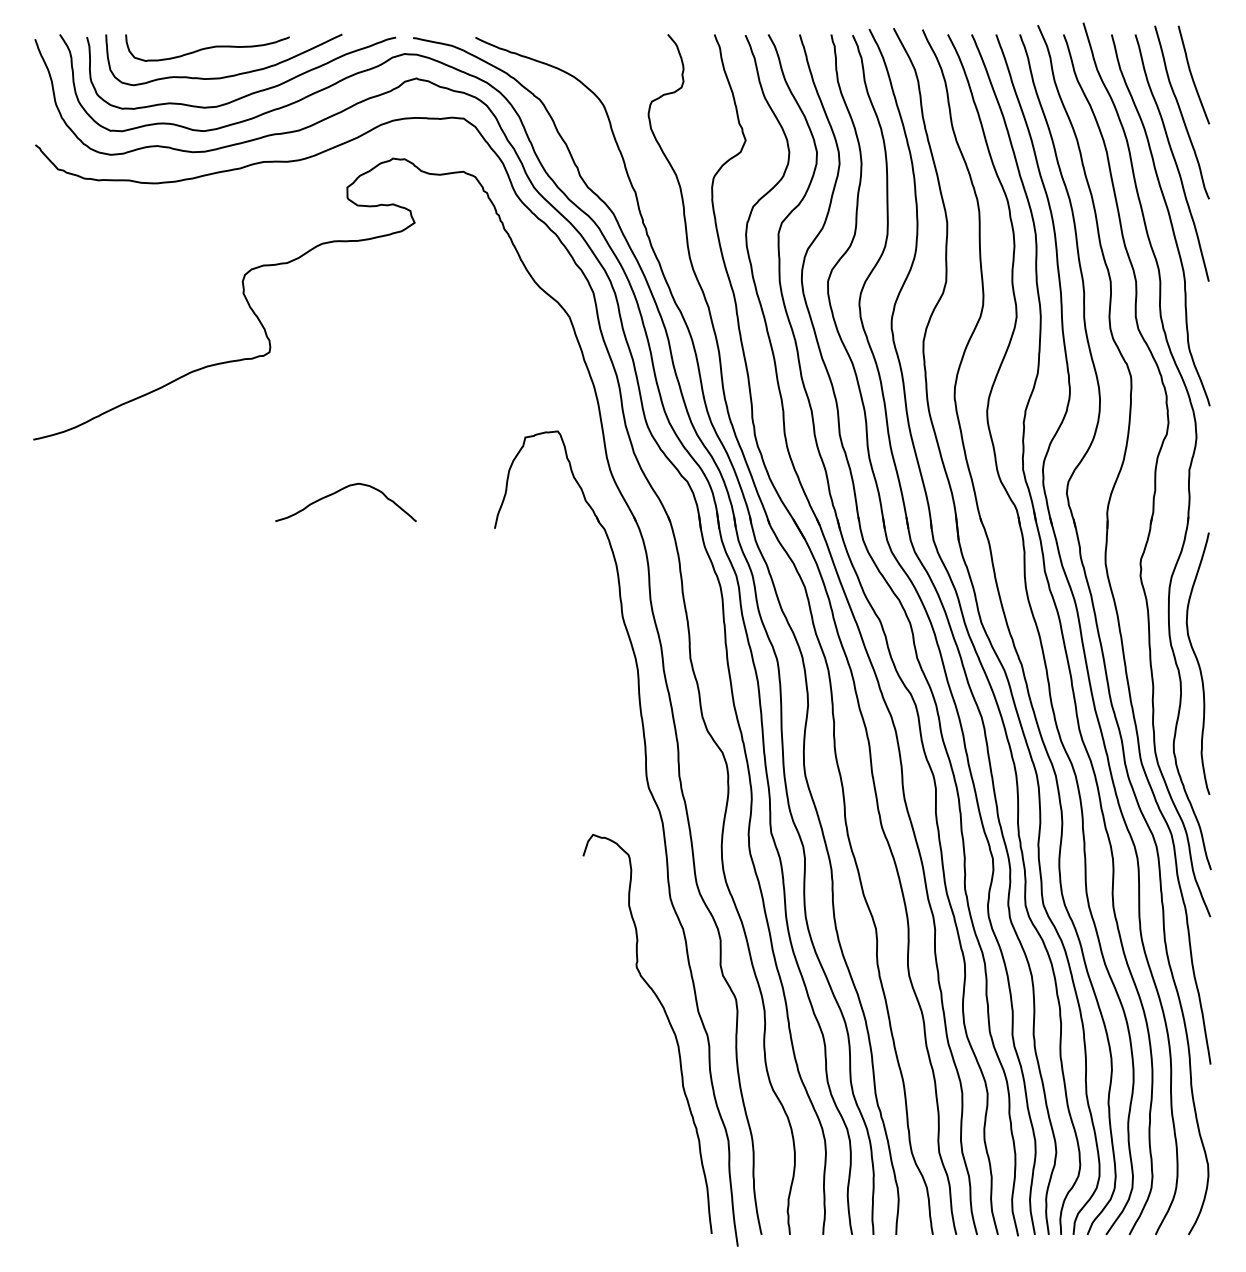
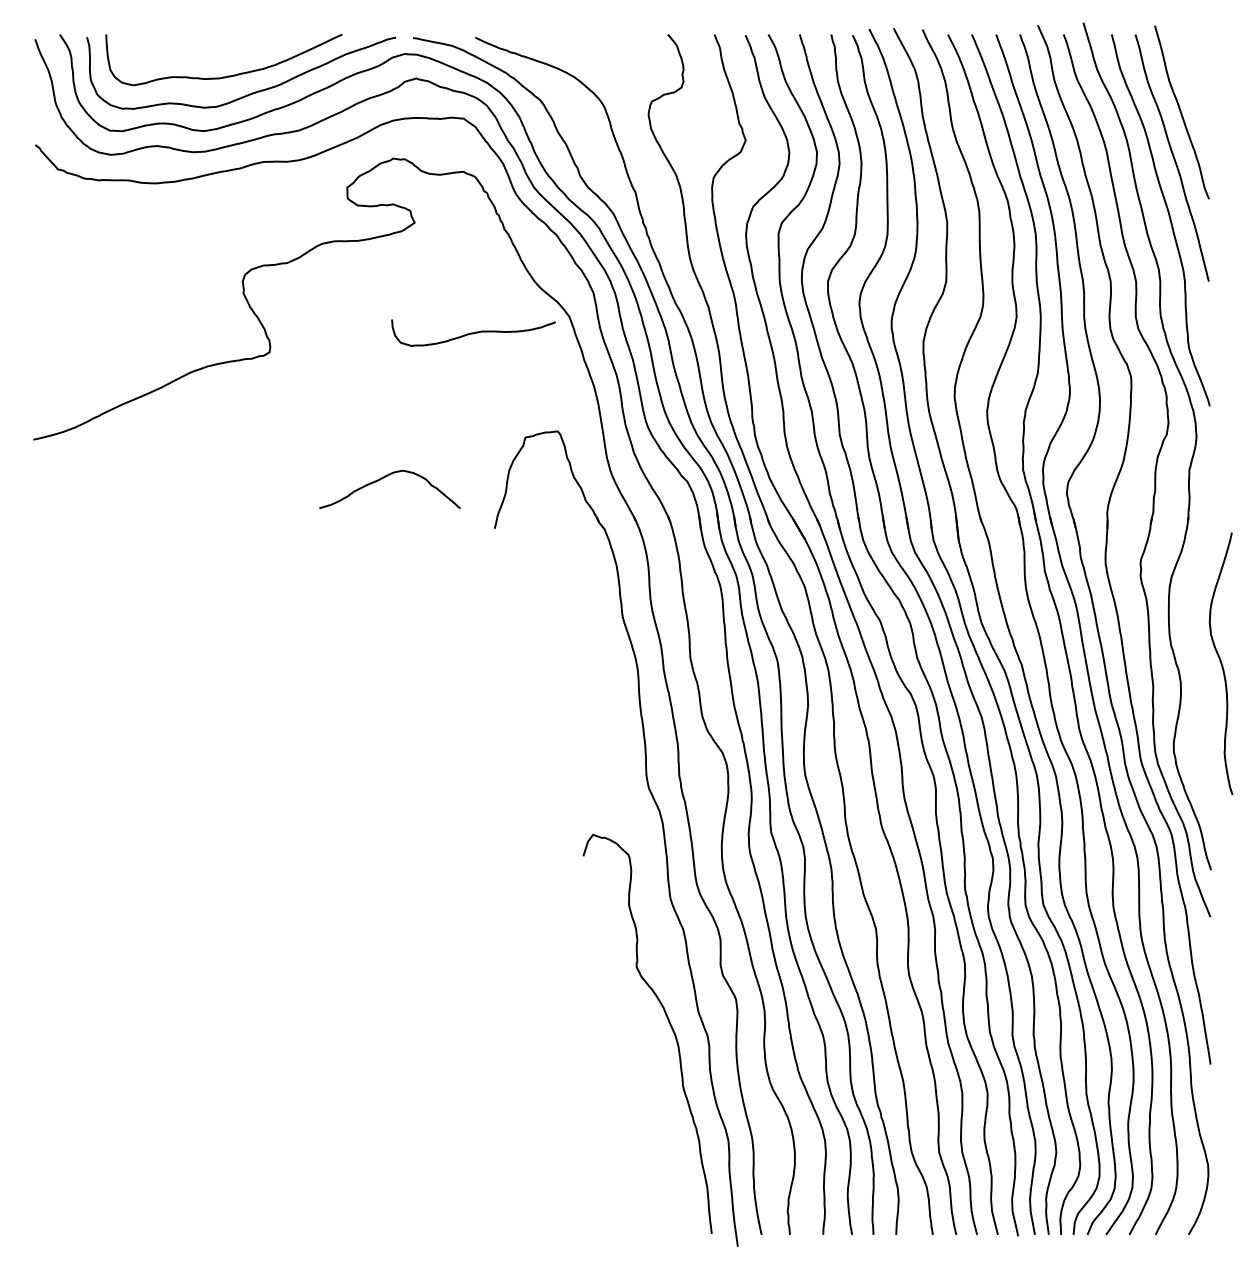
curve position: (207, 47) -> (473, 332) (473, 332)
curve: present -> none (1192, 74)
curve position: (338, 492) -> (382, 479) (382, 479)
curve position: (1197, 663) -> (1220, 663) (1220, 663)
